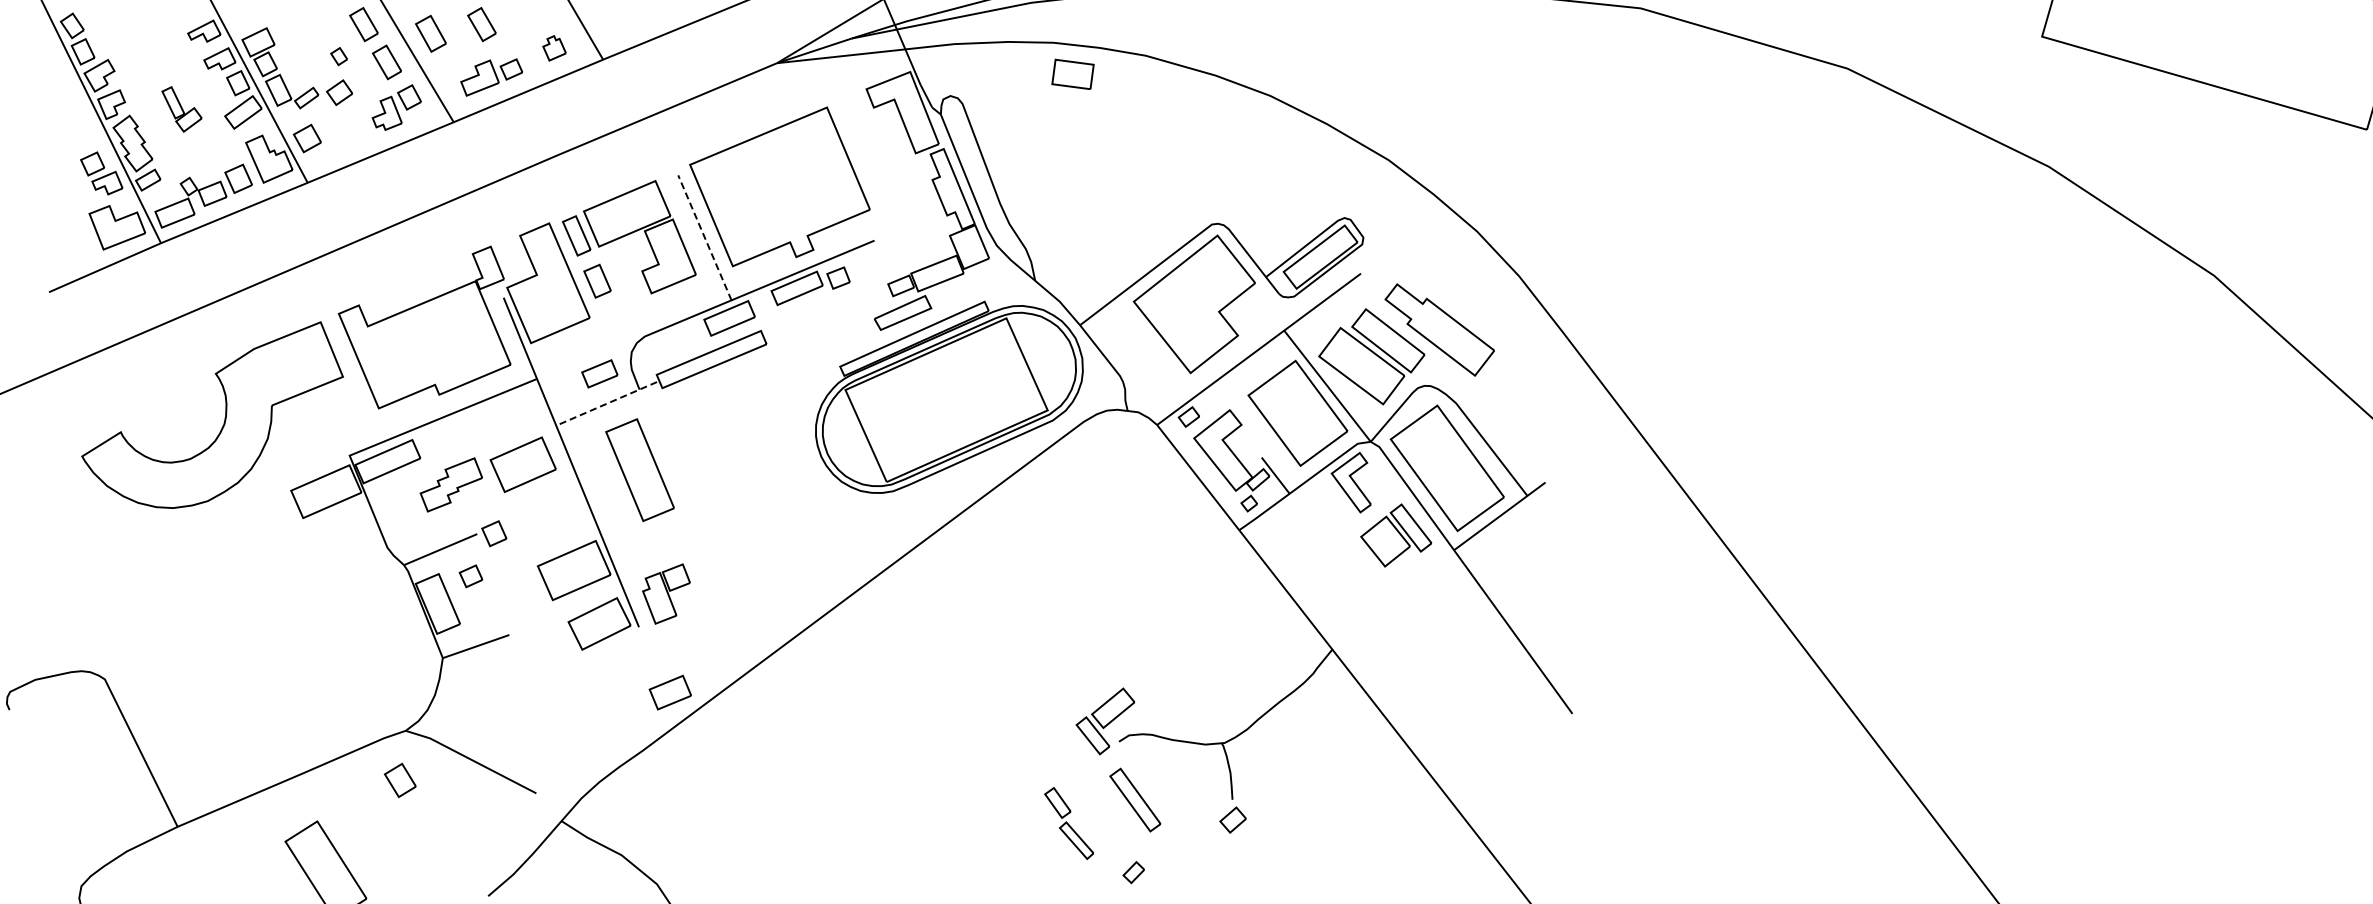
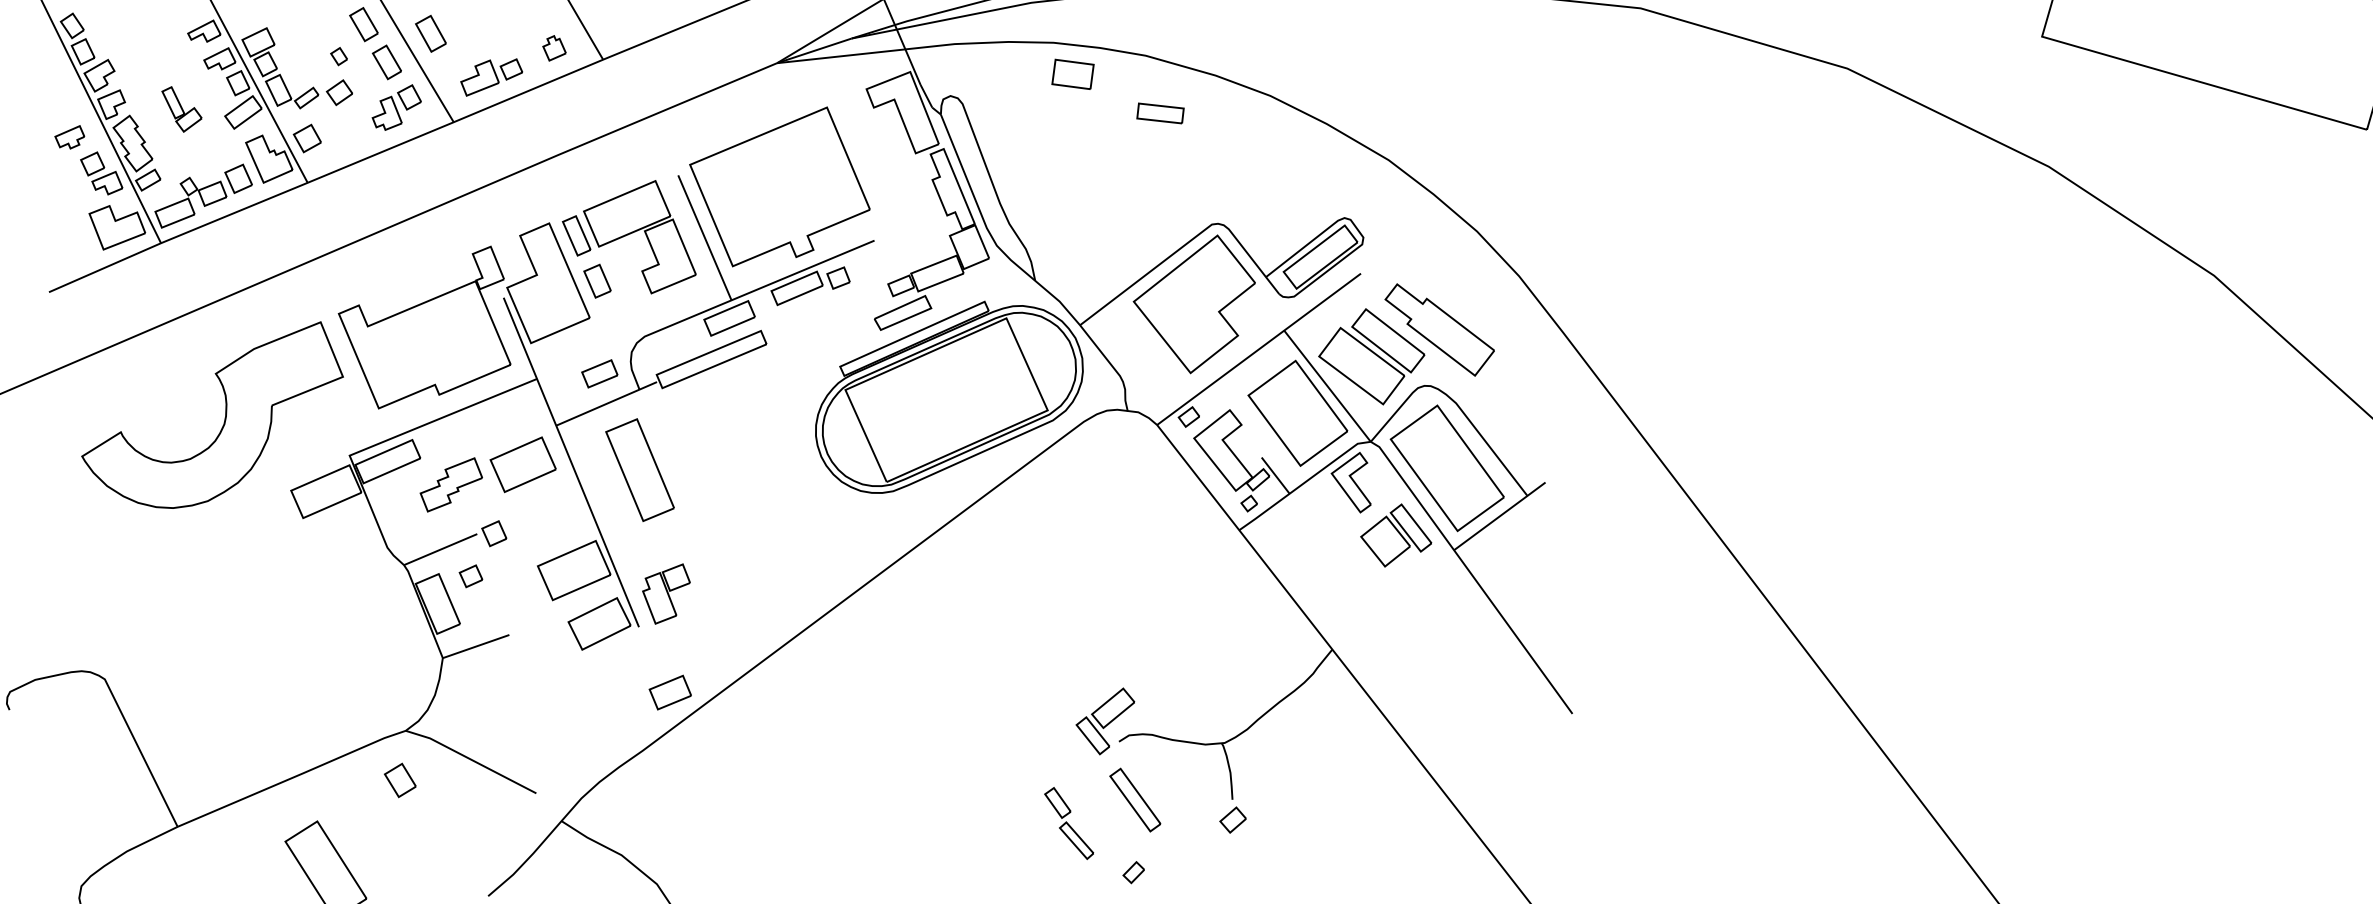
part: present -> none (481, 24)
part: none -> present (1160, 113)
part: none -> present (69, 137)
line: dashed -> solid (704, 237)
line: dashed -> solid (607, 403)
